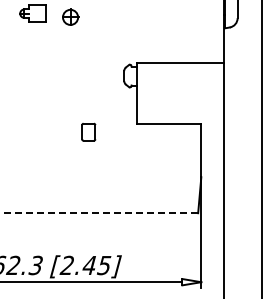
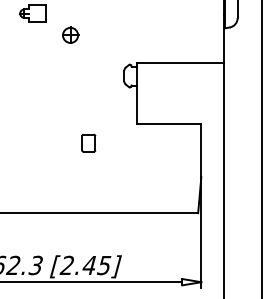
part position: (70, 16) -> (70, 34) (70, 34)
part position: (88, 131) -> (88, 142) (88, 142)
line: dashed -> solid (99, 213)
